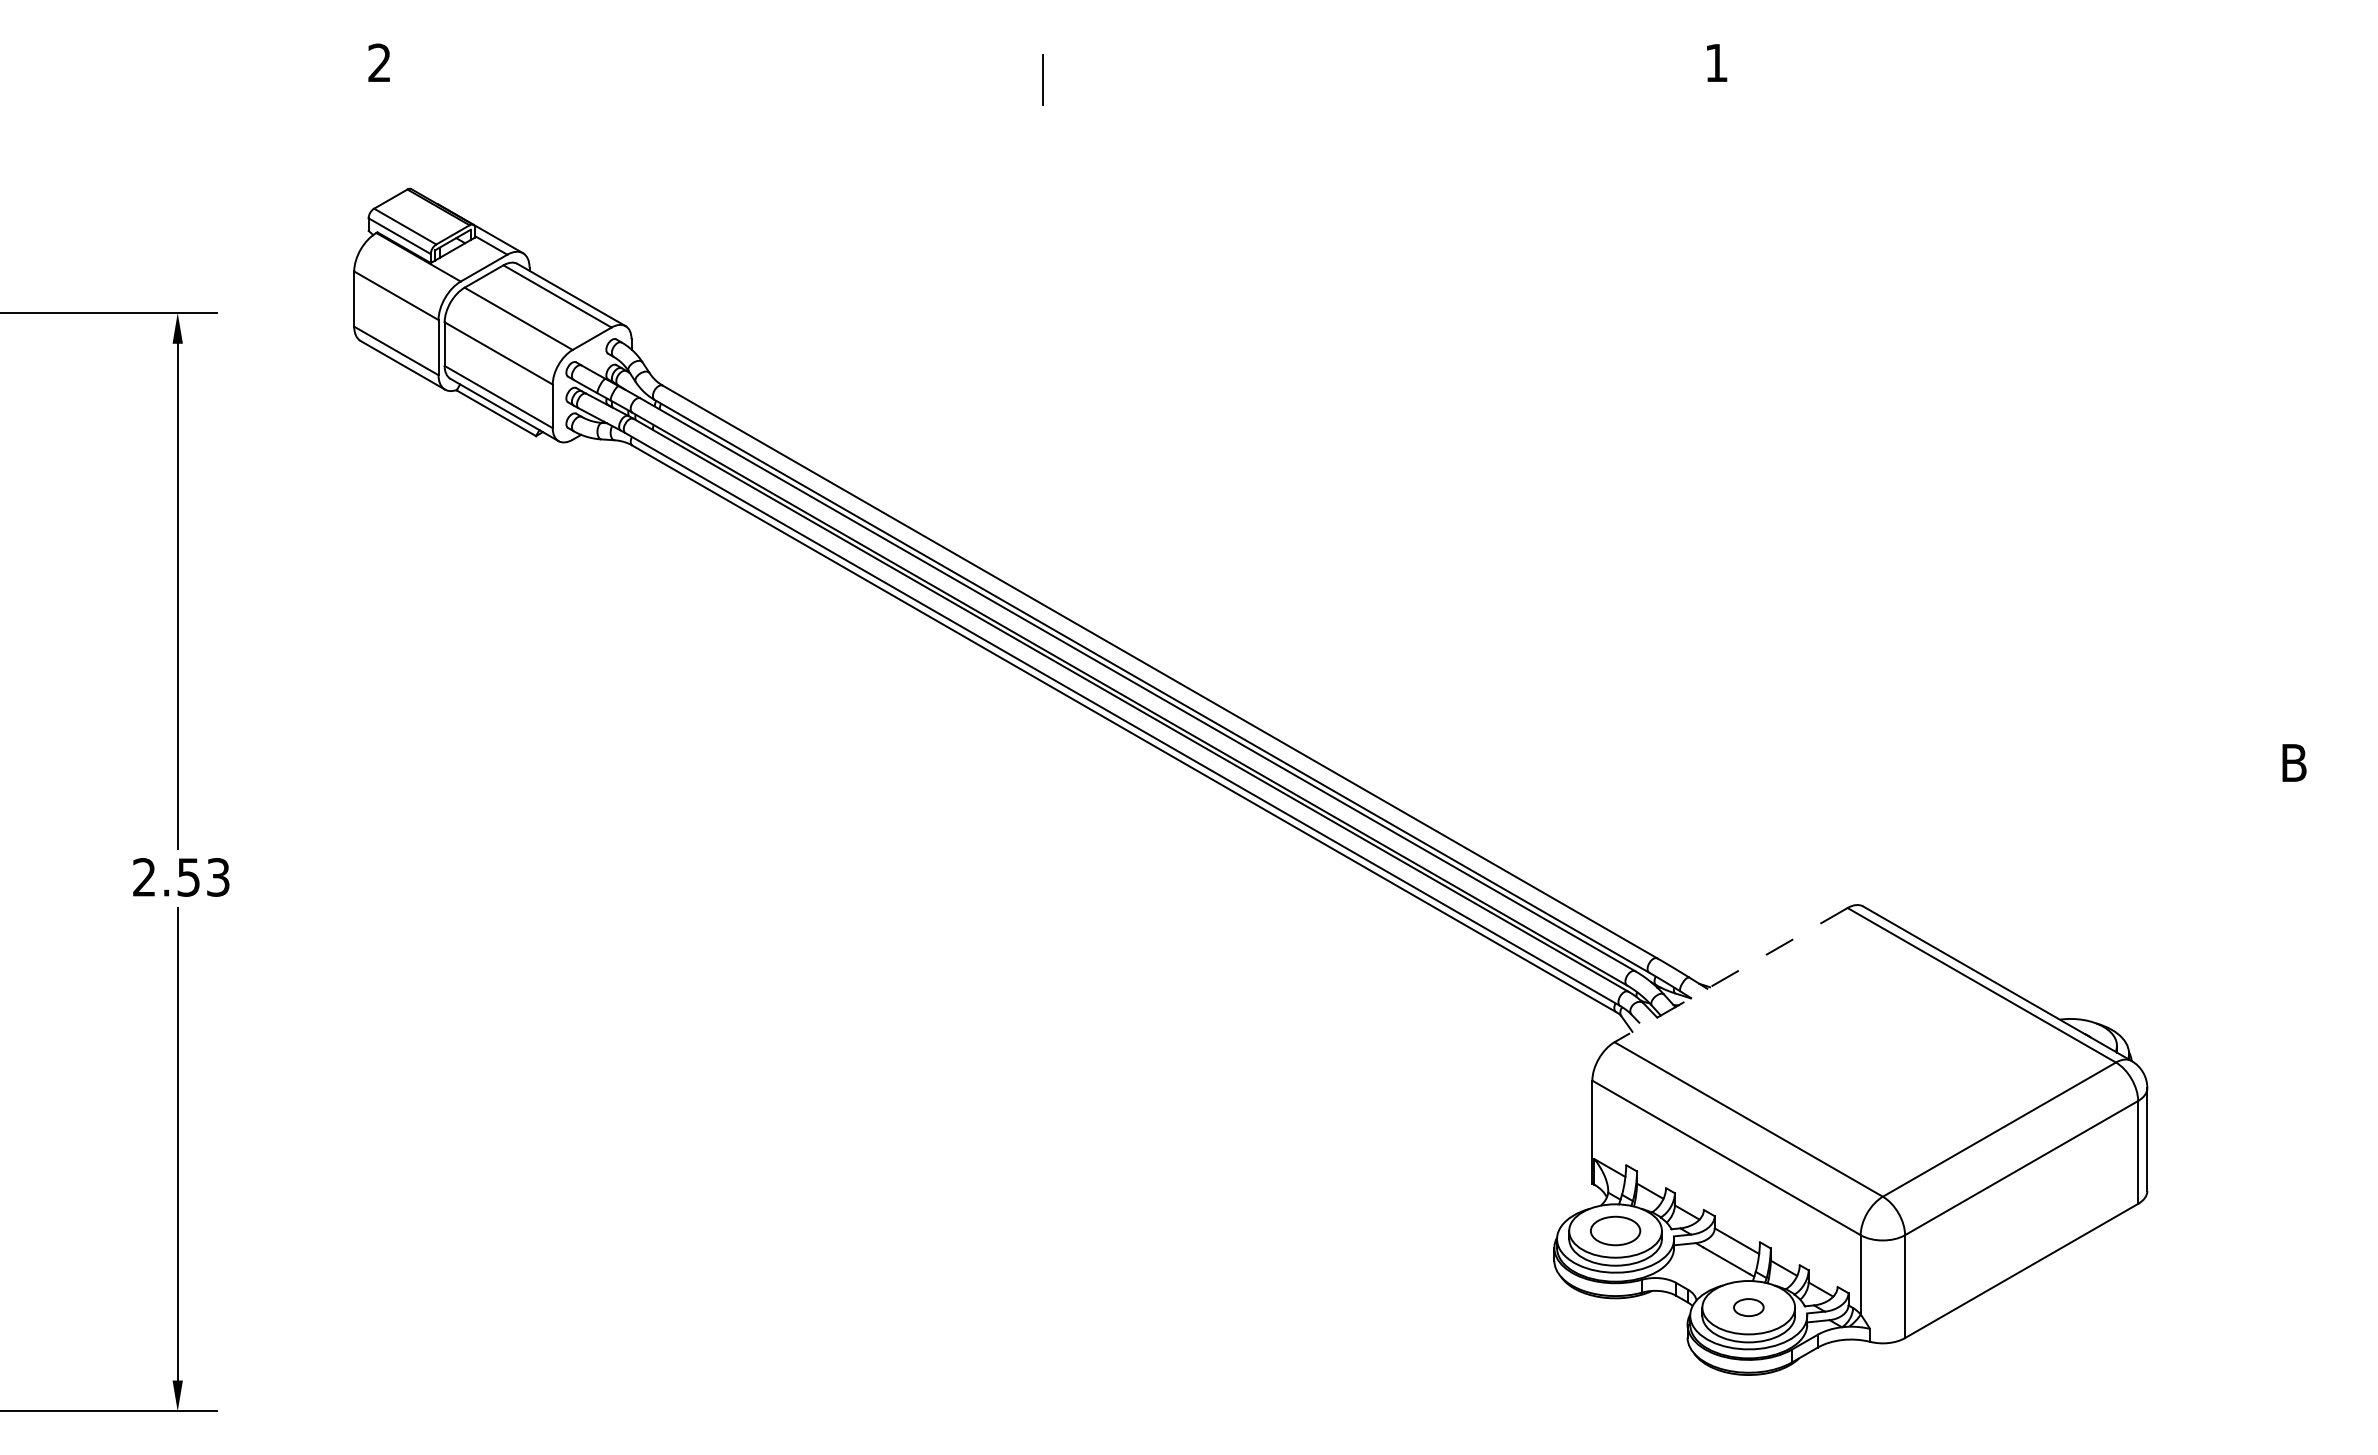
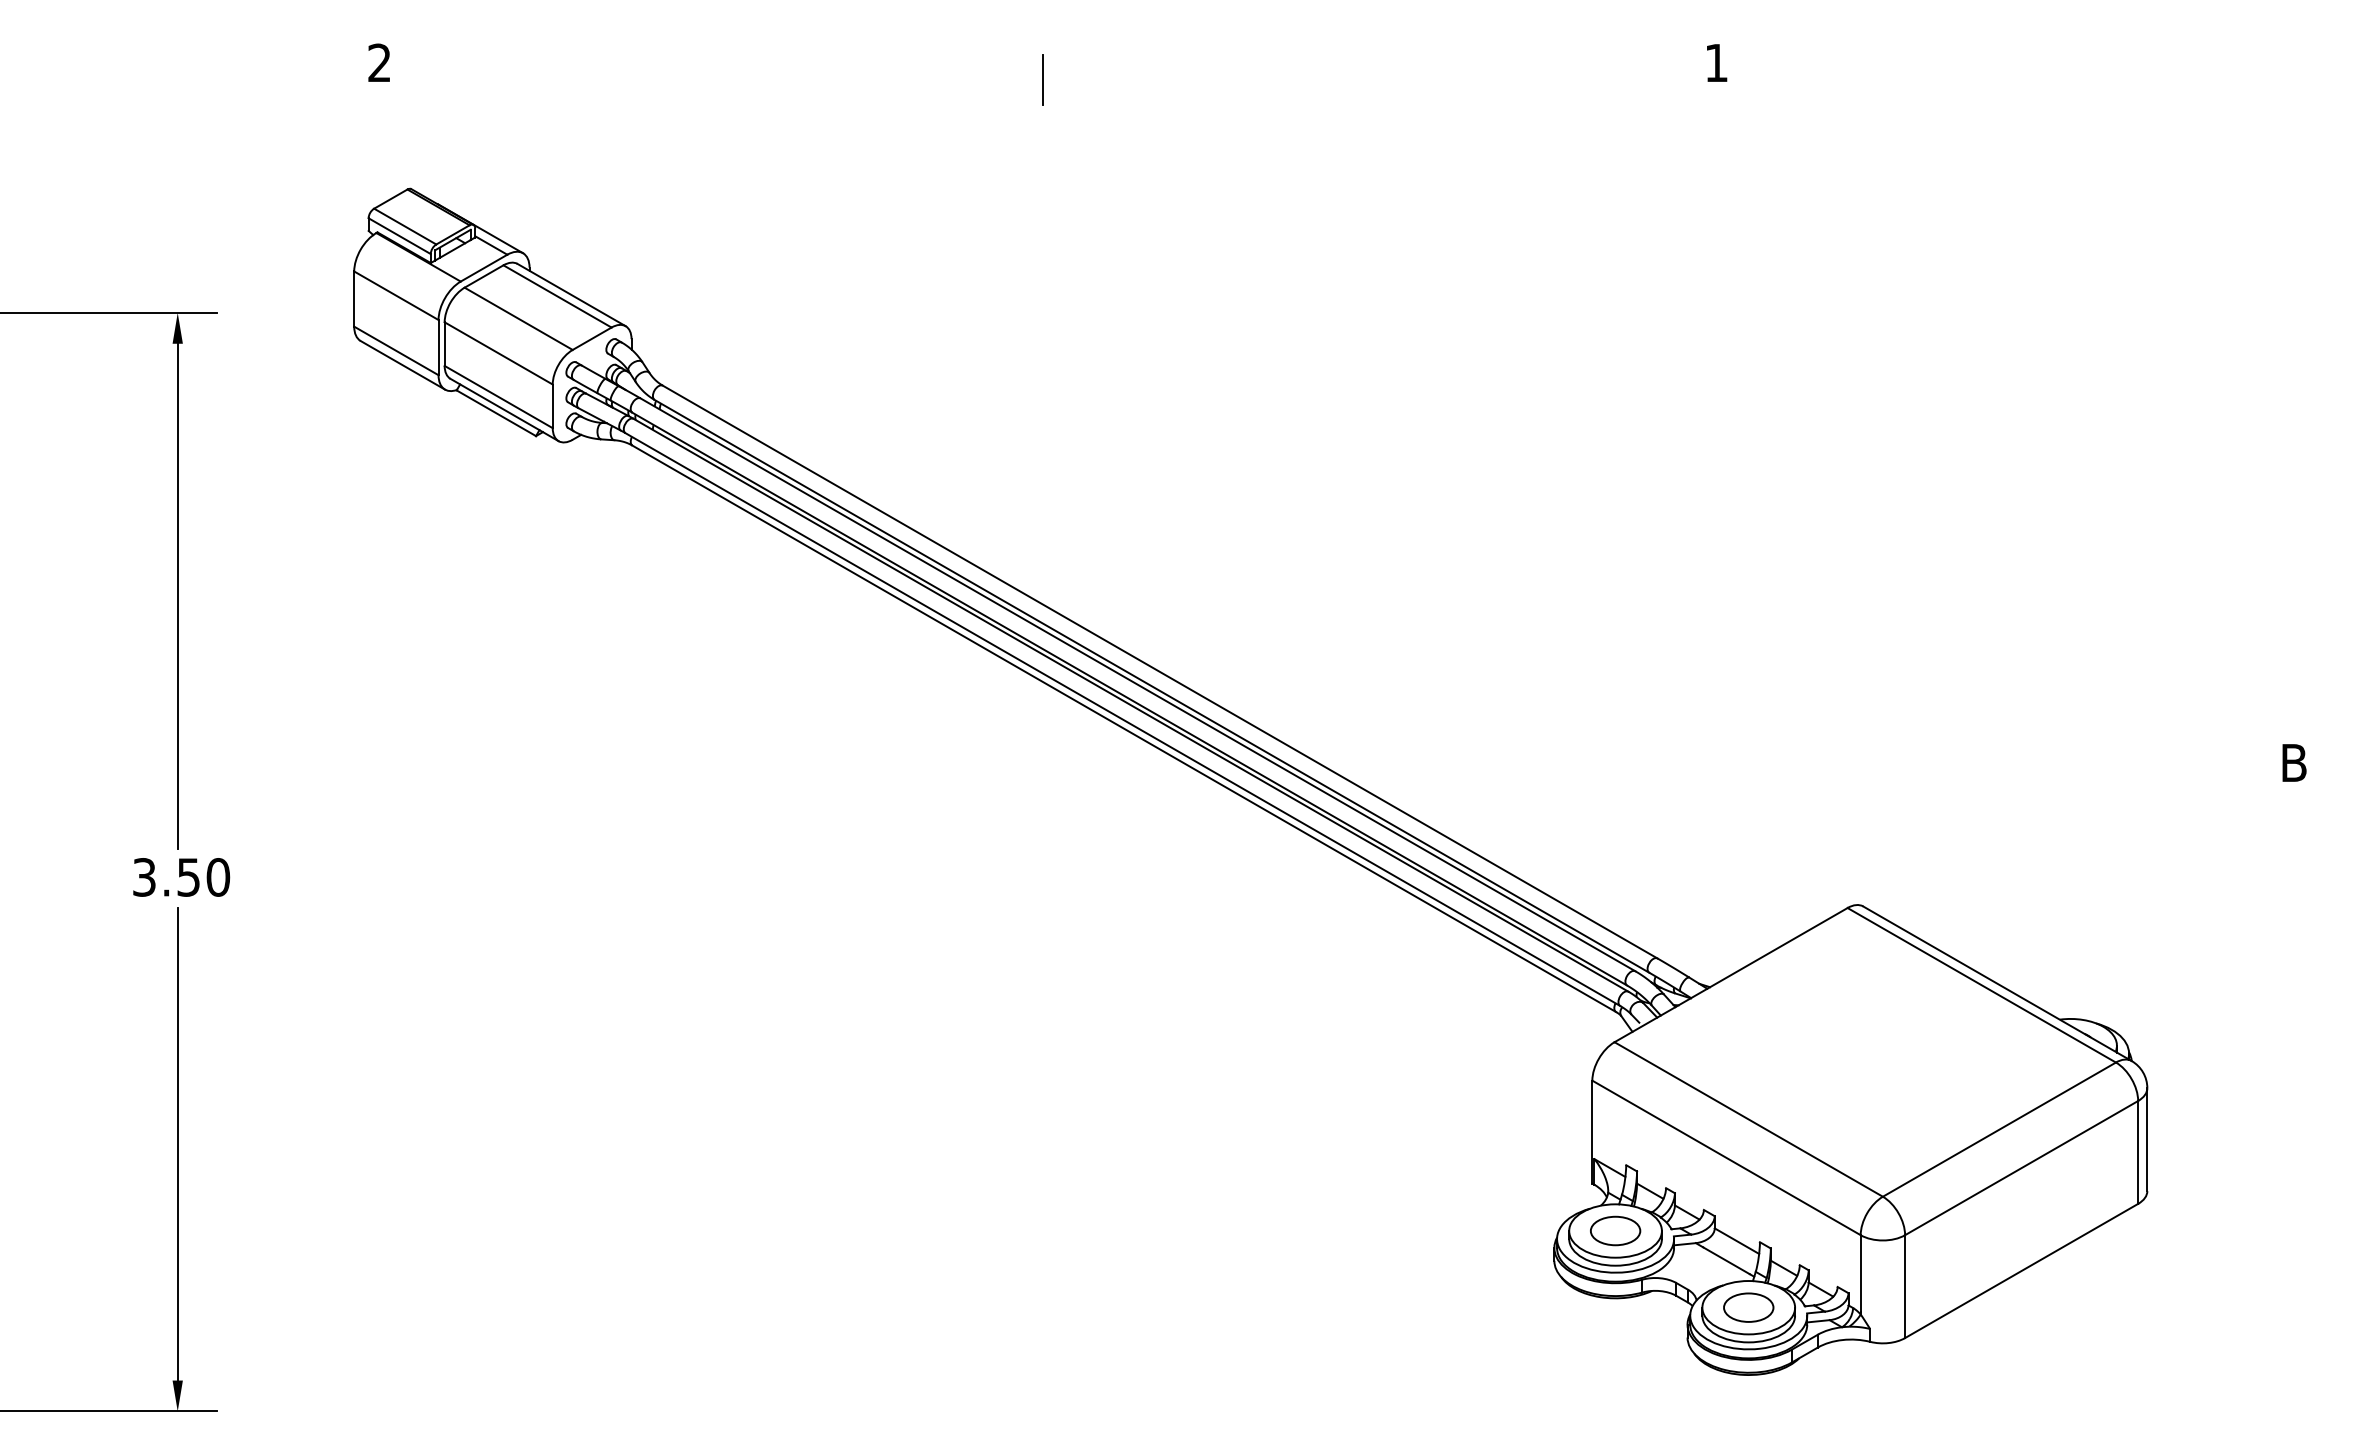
text: 2.53 -> 3.50 (181, 877)
line: dashed -> solid (1730, 975)
part size: 32x19 px -> 52x31 px (1748, 1307)
